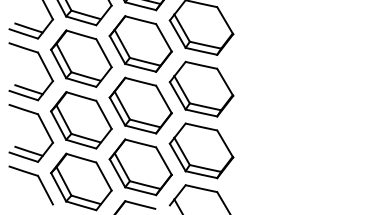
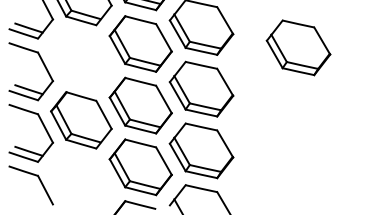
part: none -> present (298, 47)
part: present -> none (81, 58)
part: present -> none (81, 181)
